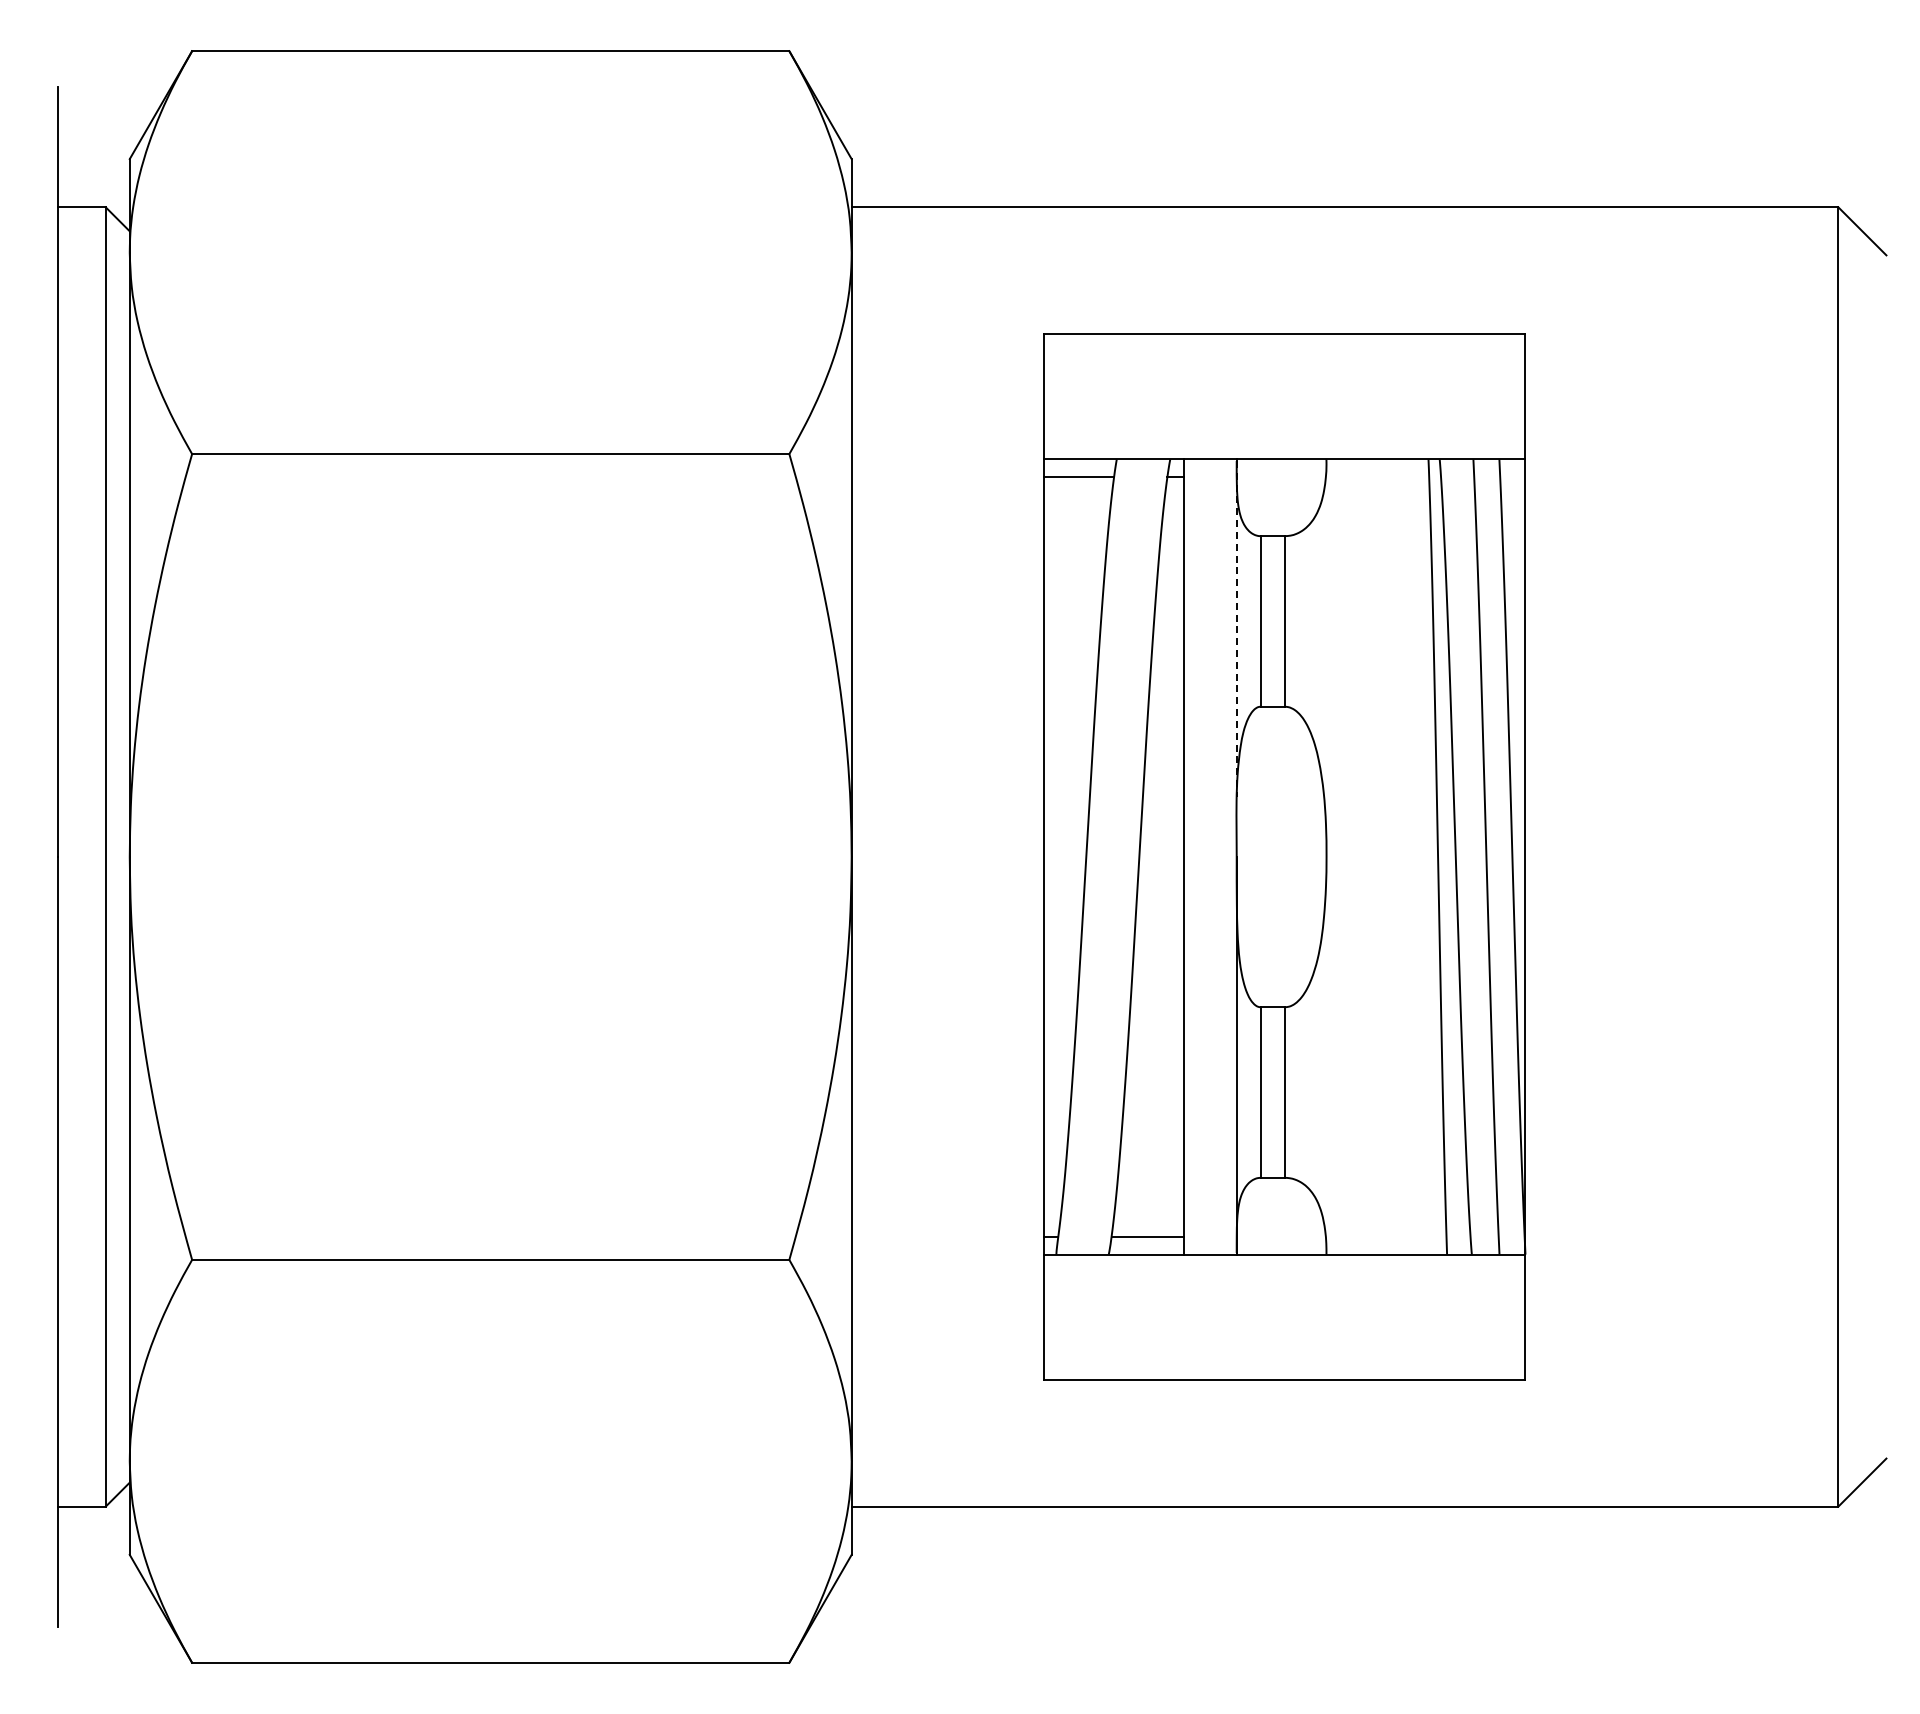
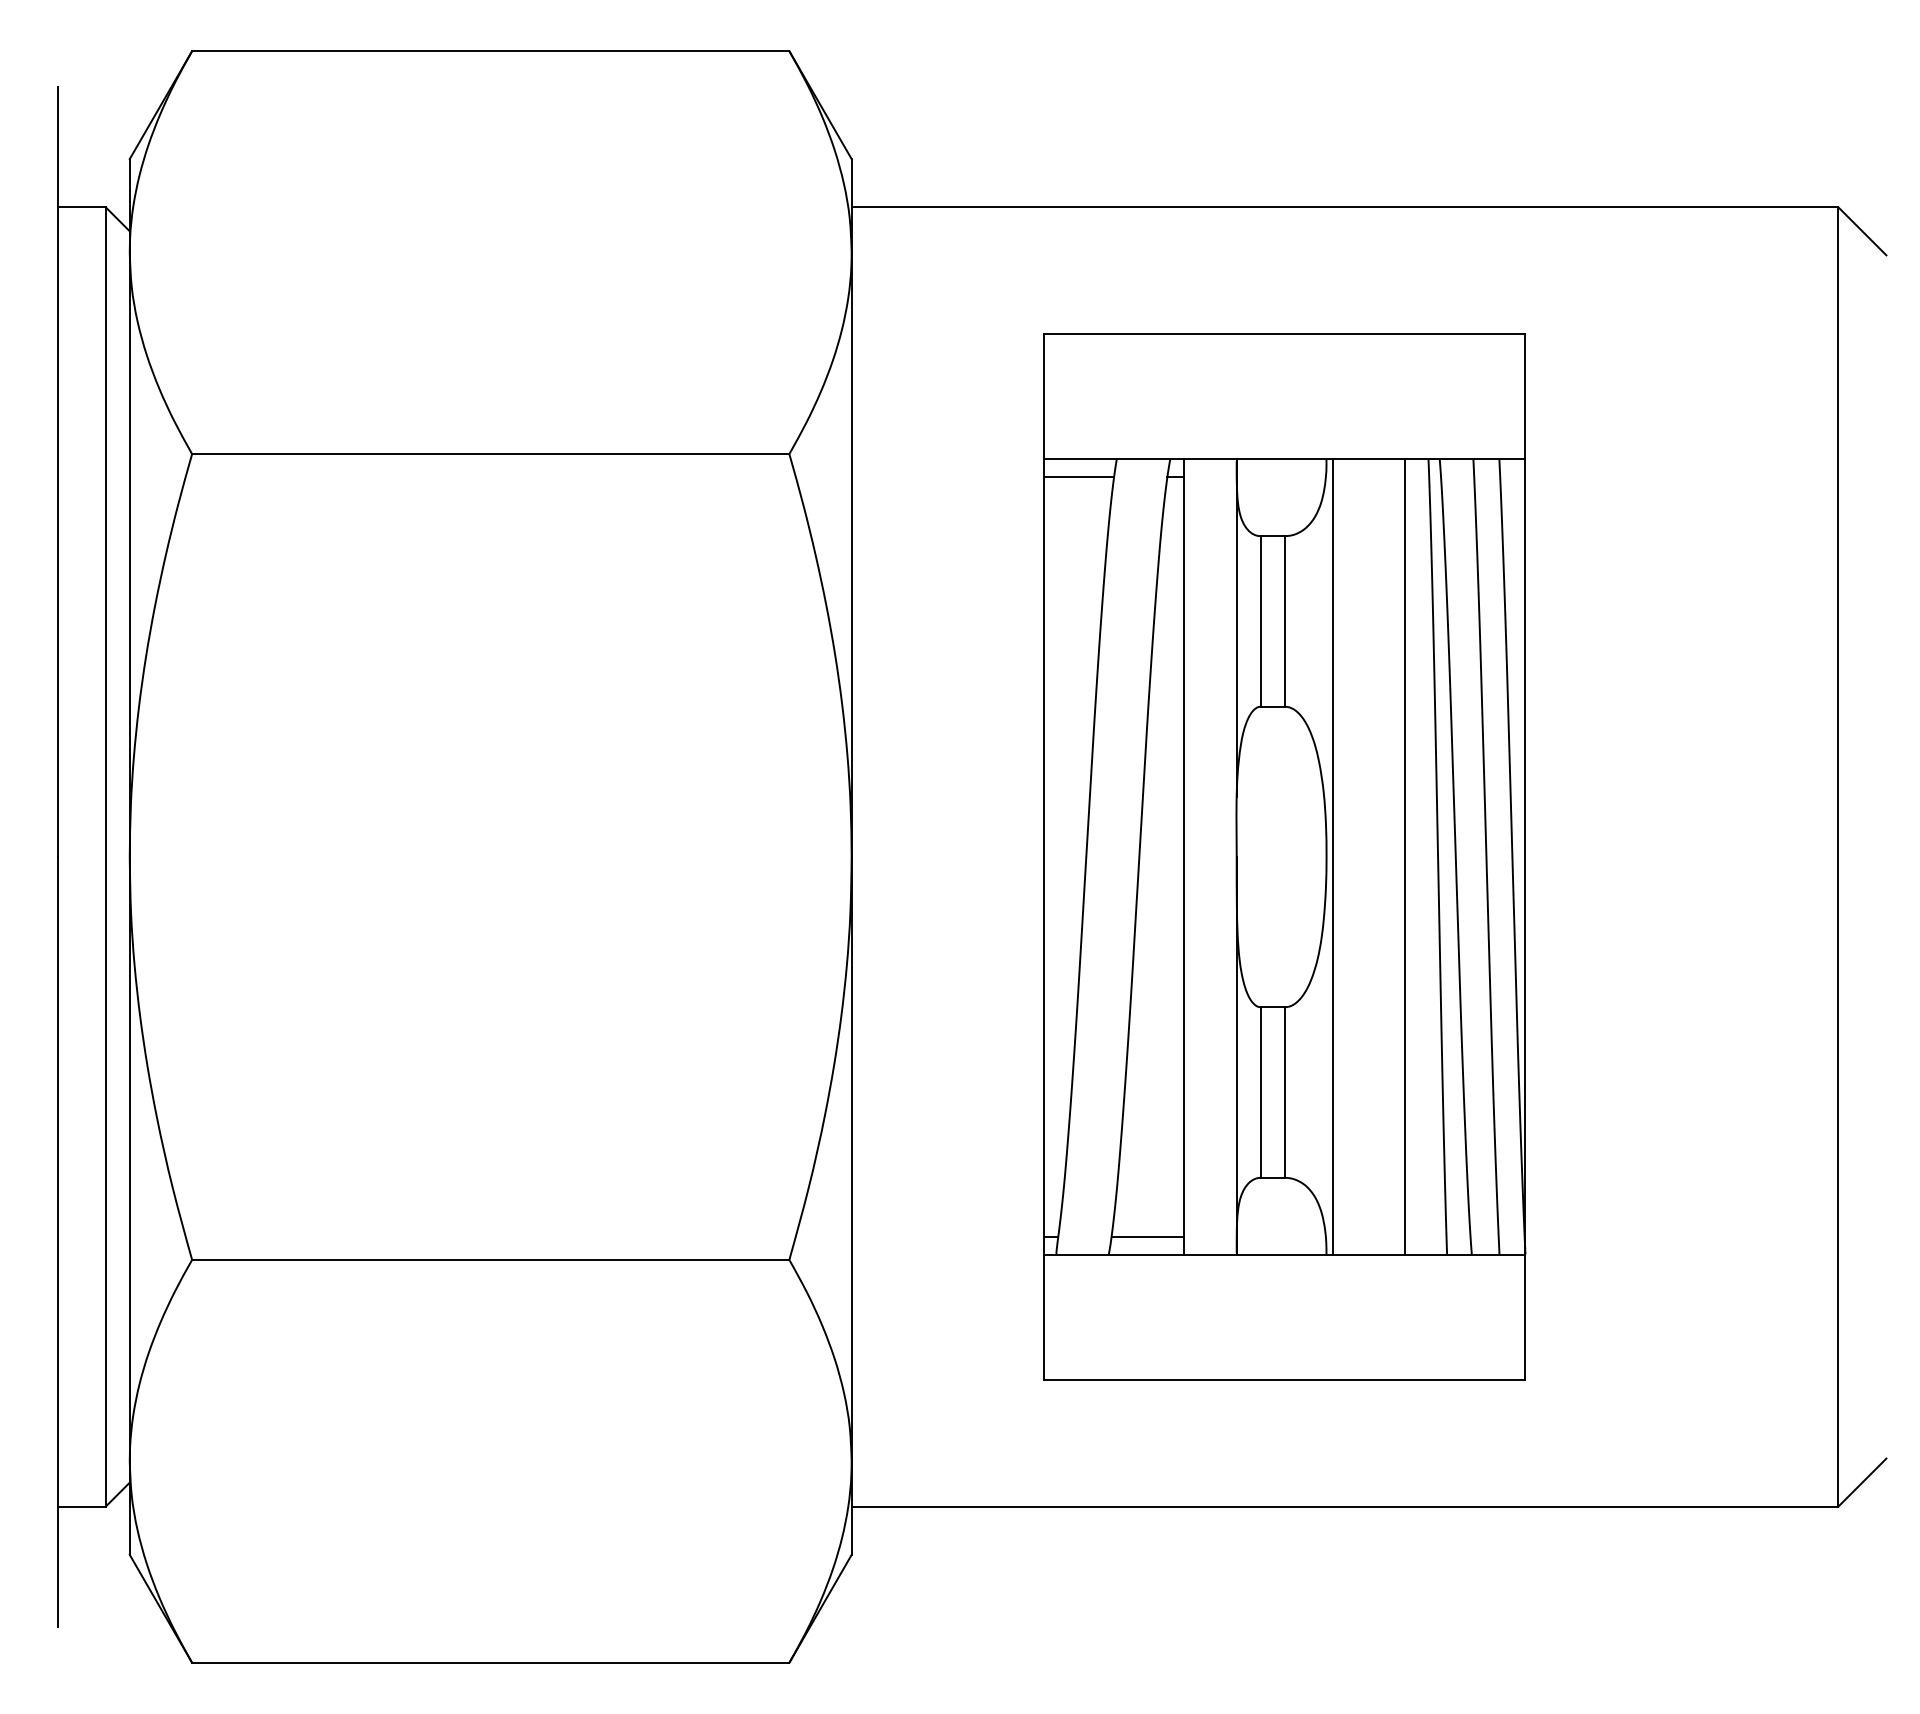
line: dashed -> solid (1236, 629)
line: none -> present (1332, 856)
line: none -> present (1405, 856)
